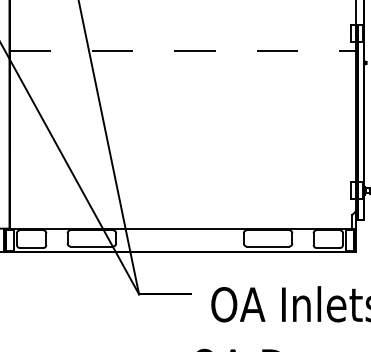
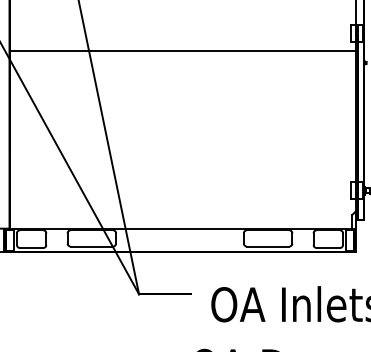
line: dashed -> solid (182, 50)
